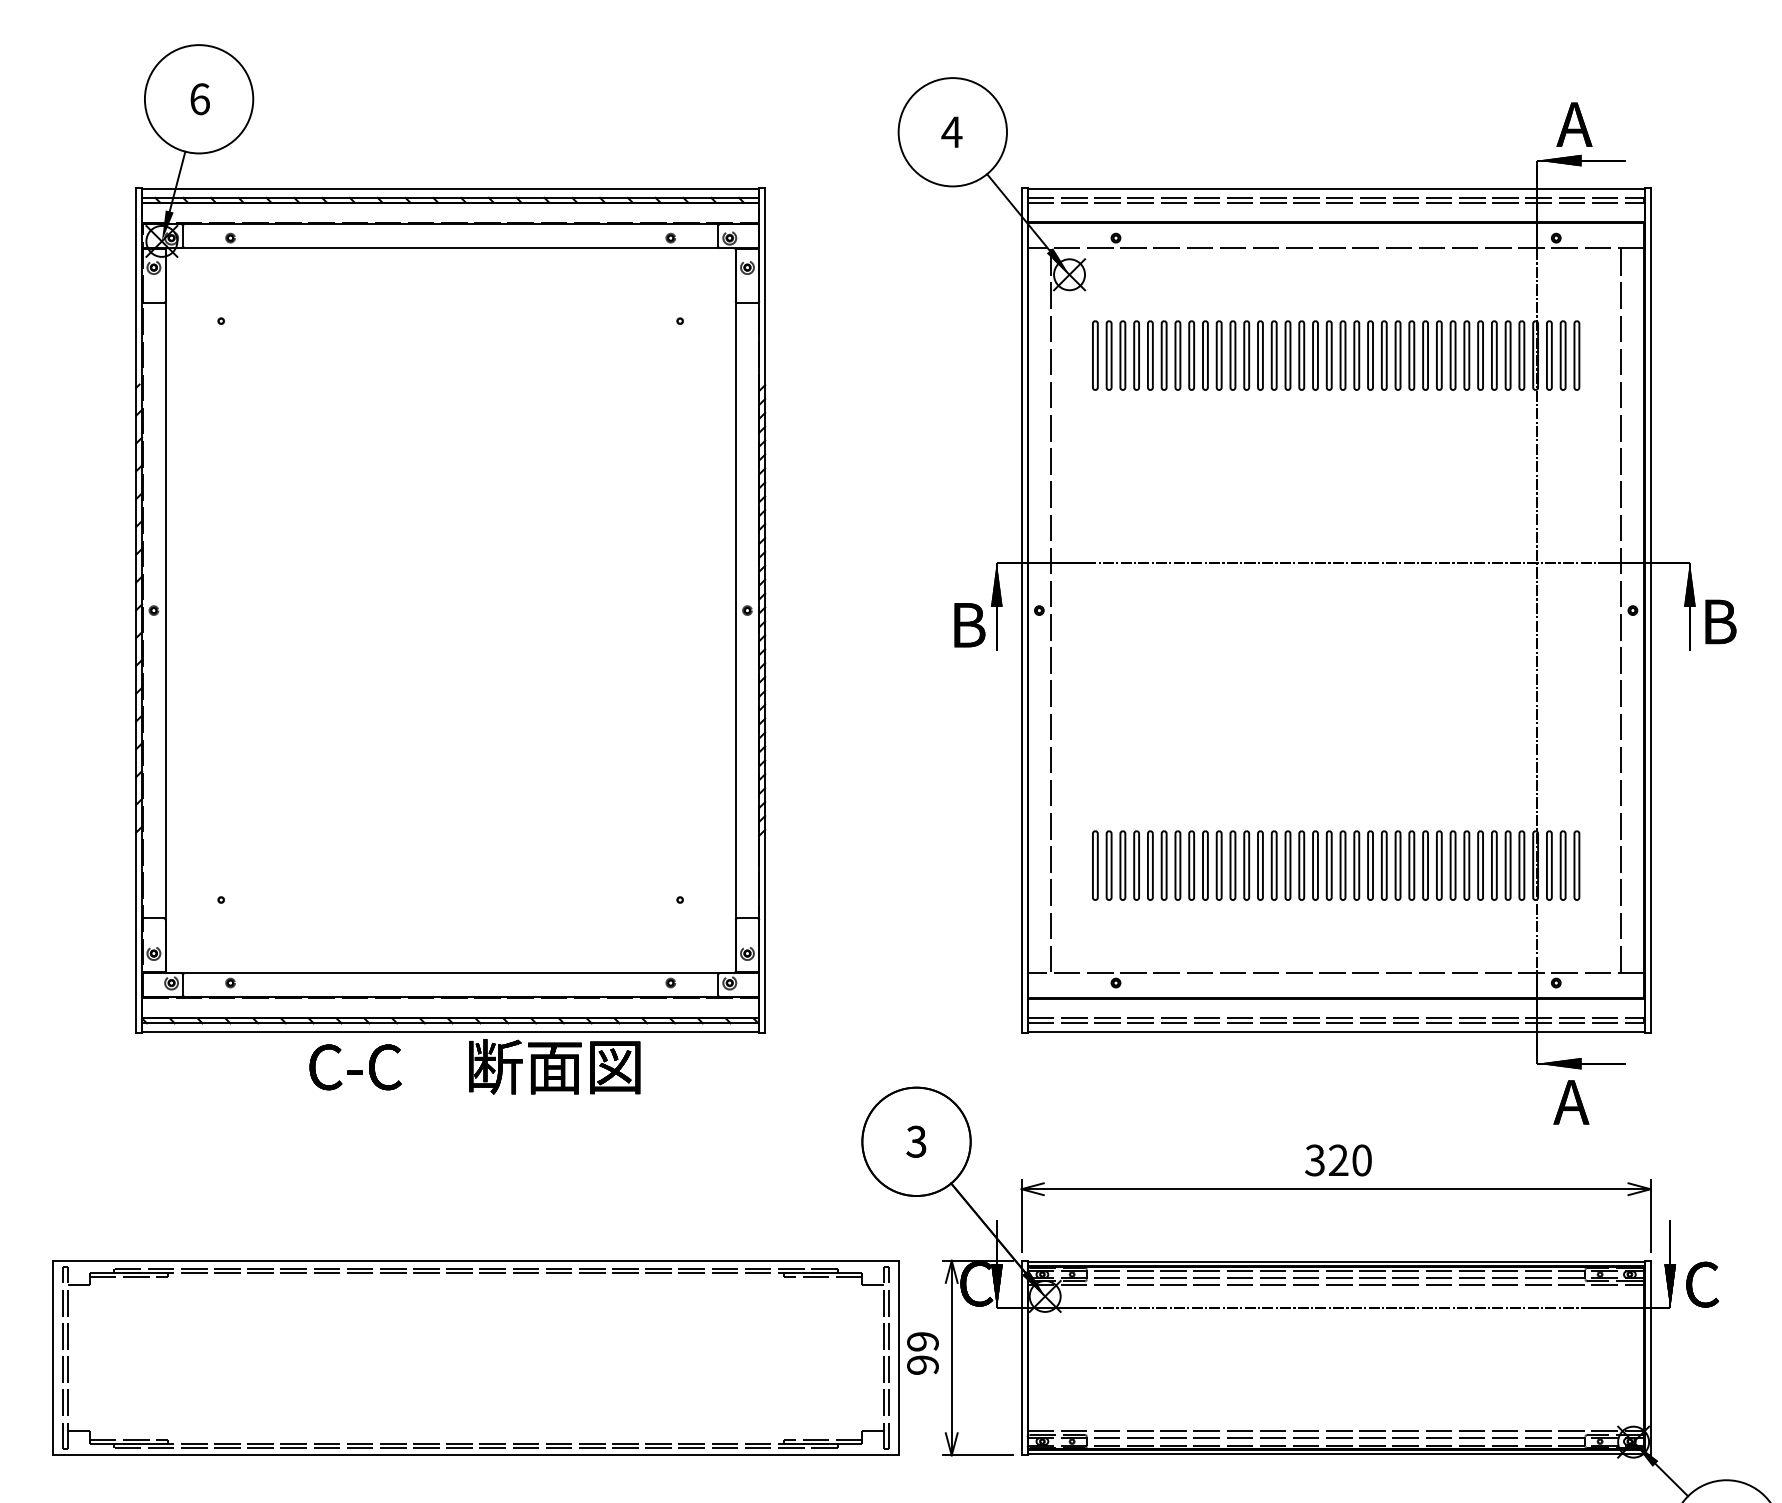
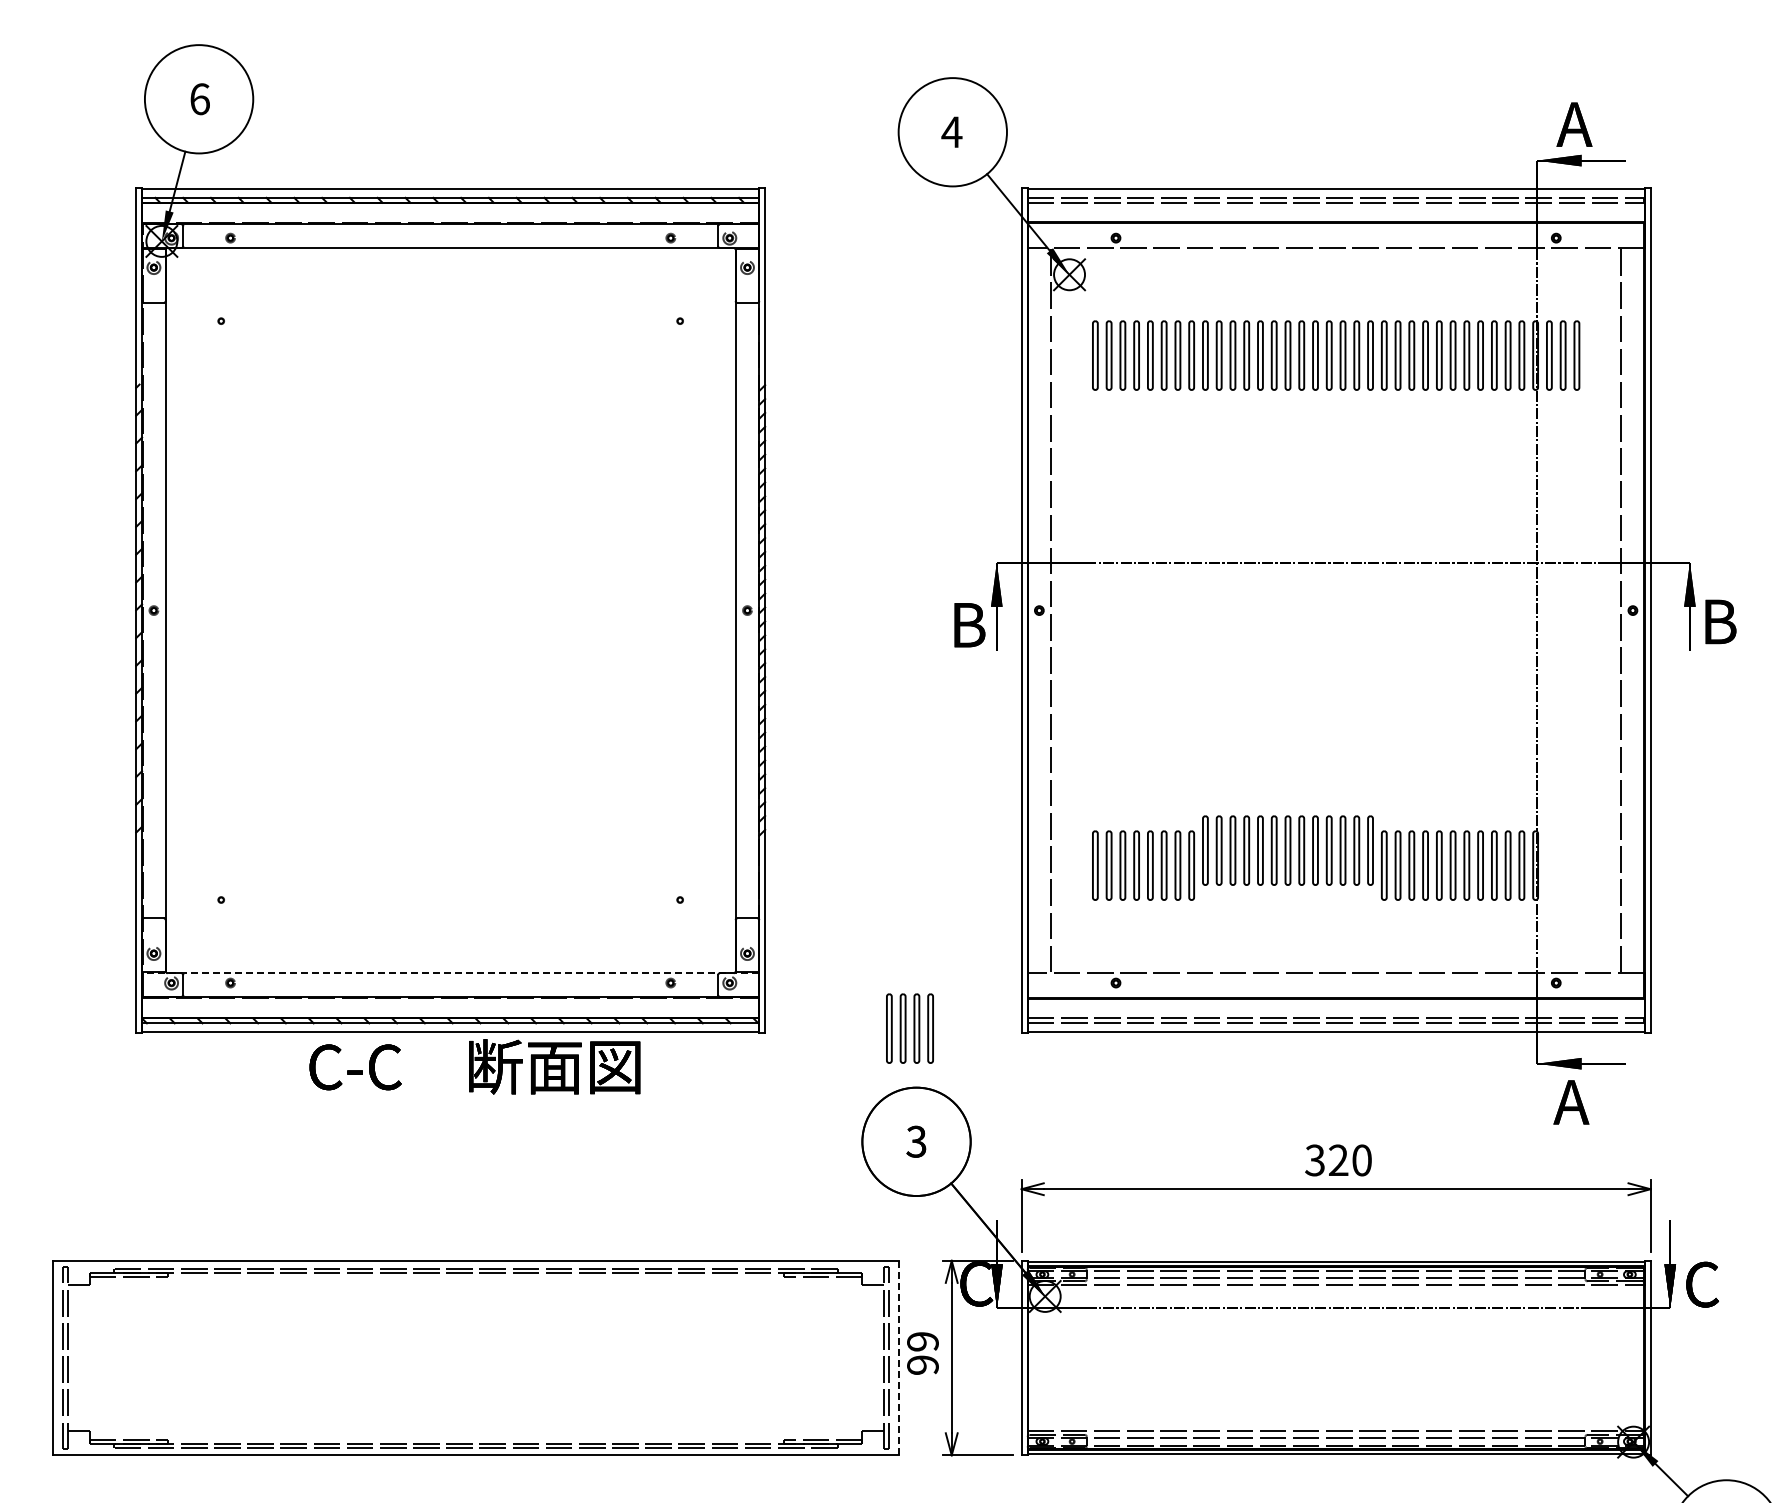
part position: (1287, 865) -> (1287, 850) (1287, 850)
part: present -> none (1563, 865)
line: solid -> dashed (450, 973)
part: none -> present (909, 1028)
line: solid -> dashed (898, 1357)
